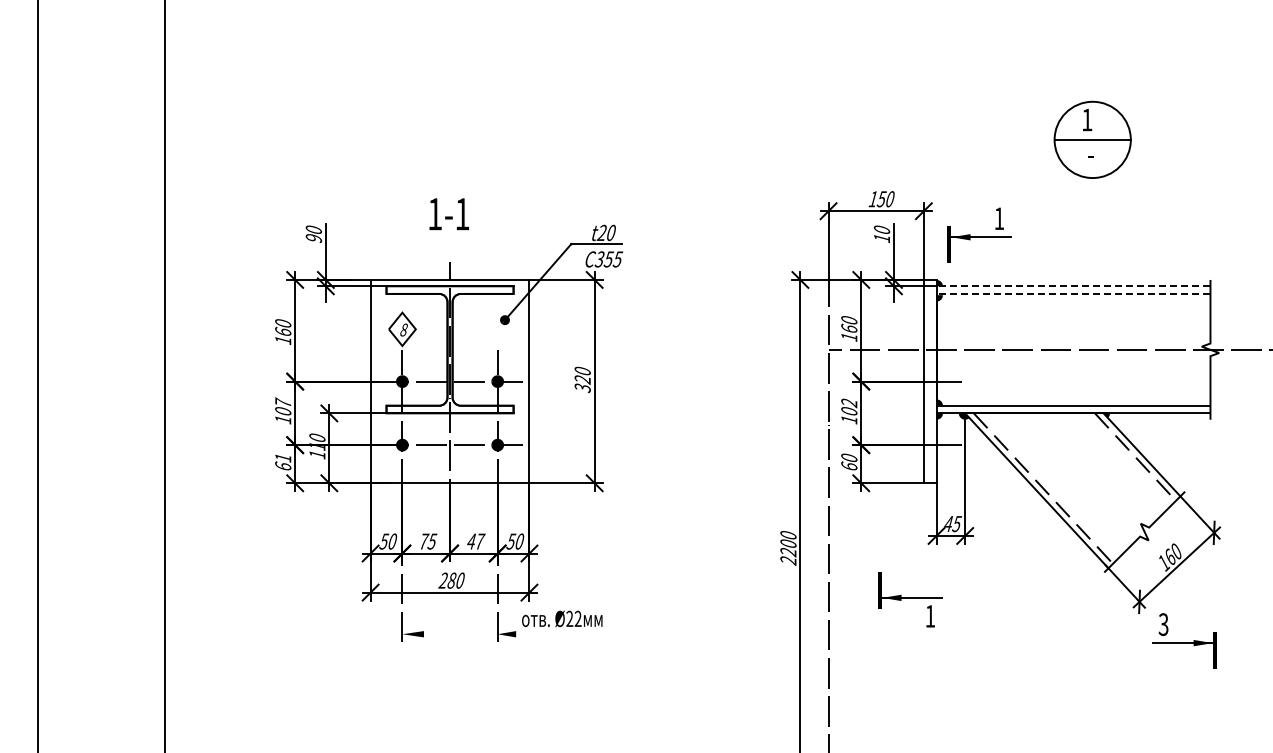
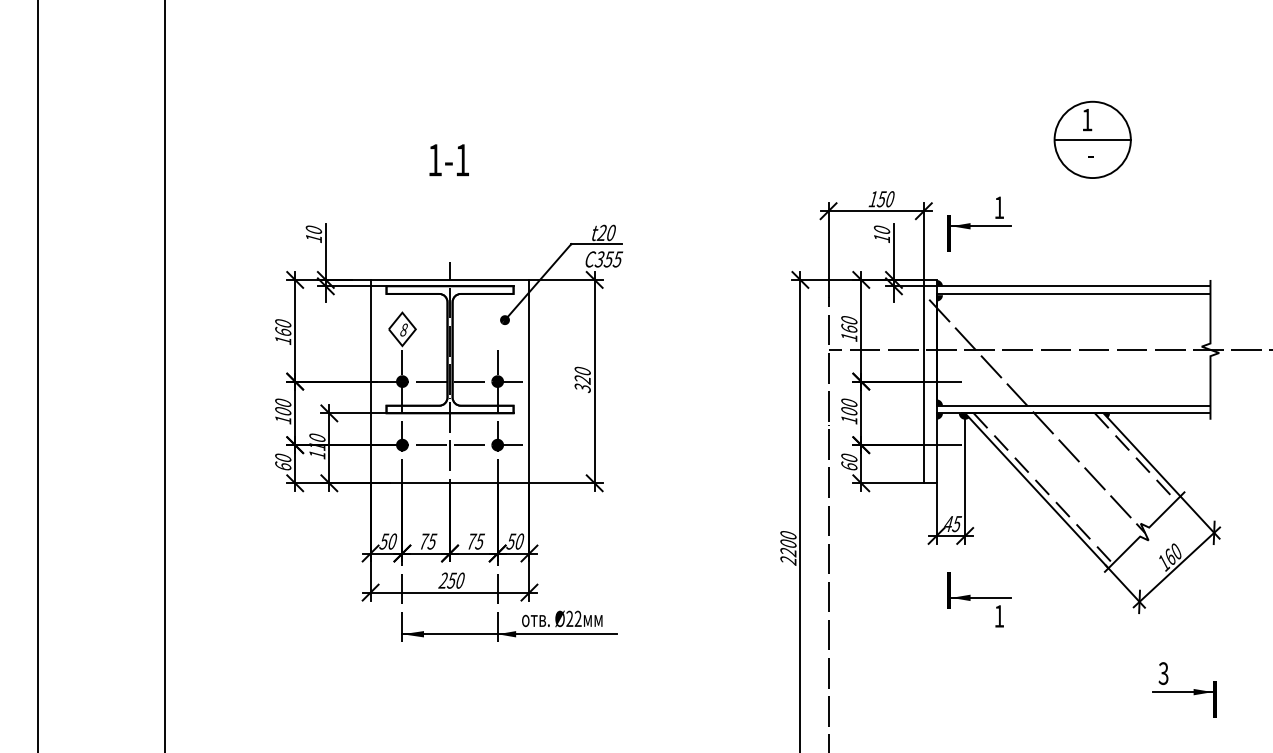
text position: (448, 214) -> (448, 160) (448, 160)
part position: (979, 234) -> (979, 223) (979, 223)
text: 90 -> 10 (313, 238)
line: dashed -> solid (1073, 286)
line: dashed -> solid (1073, 293)
text: 107 -> 100 (283, 401)
text: 102 -> 100 (849, 403)
line: none -> present (1037, 416)
text: 61 -> 60 (283, 457)
text: 47 -> 75 (476, 541)
text: 280 -> 250 (451, 580)
part position: (910, 599) -> (979, 599) (979, 599)
line: none -> present (509, 634)
part position: (1184, 640) -> (1184, 689) (1184, 689)
